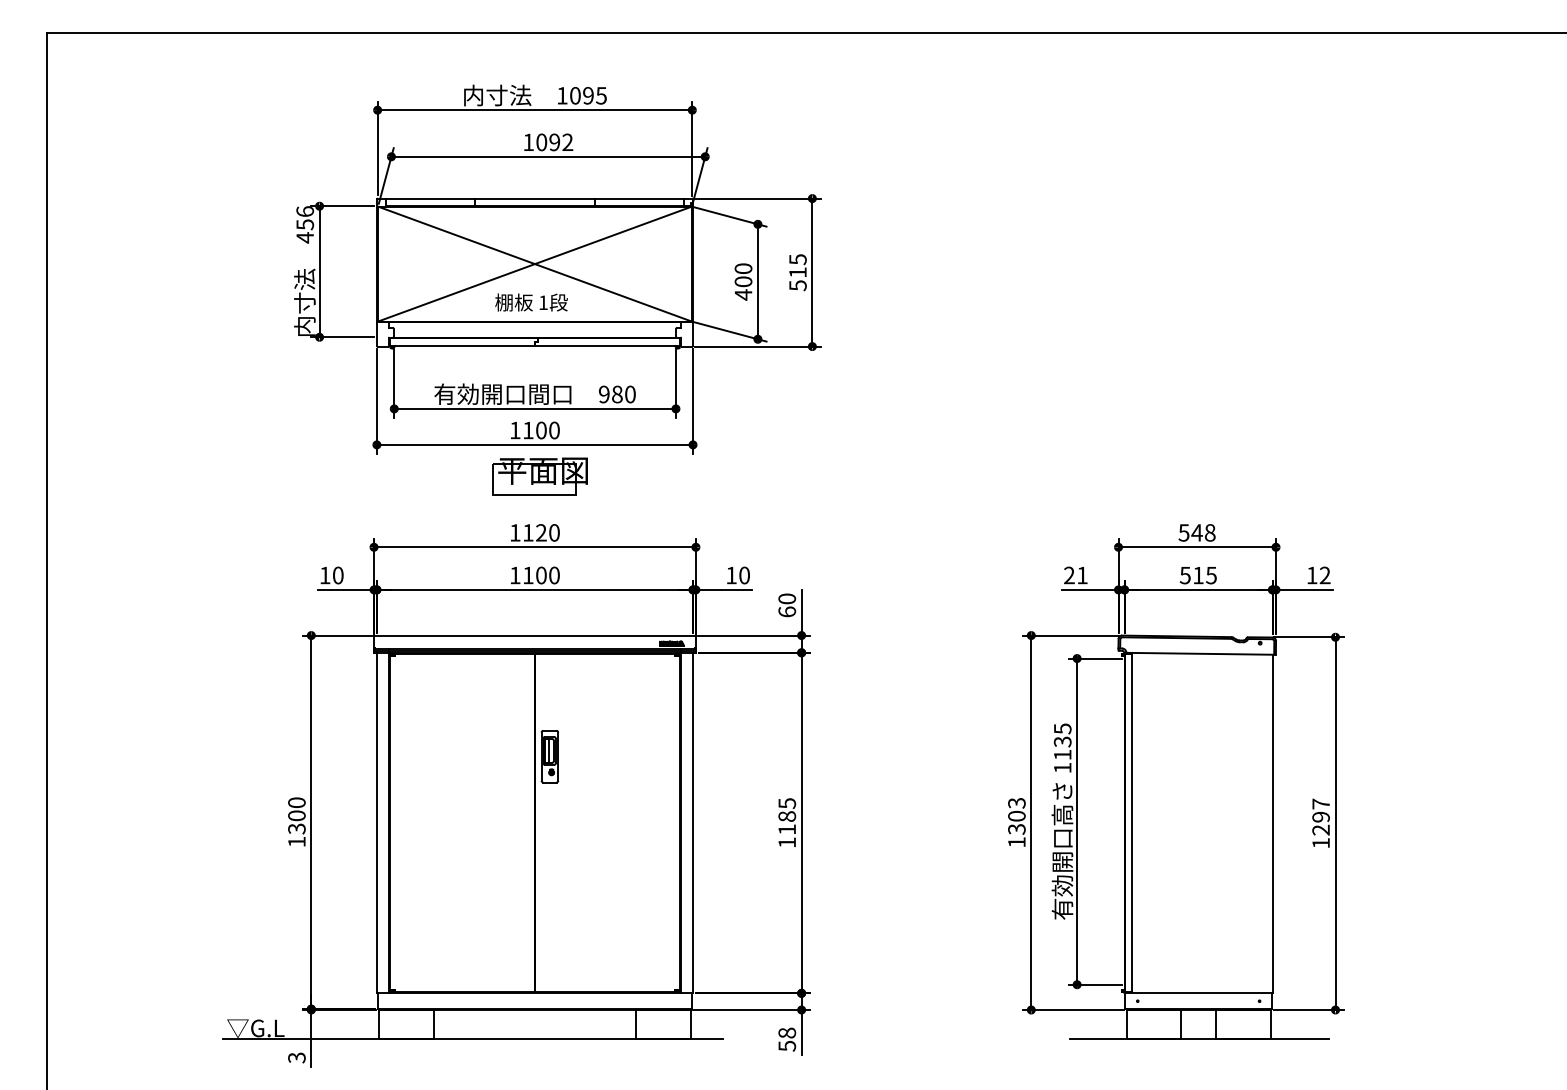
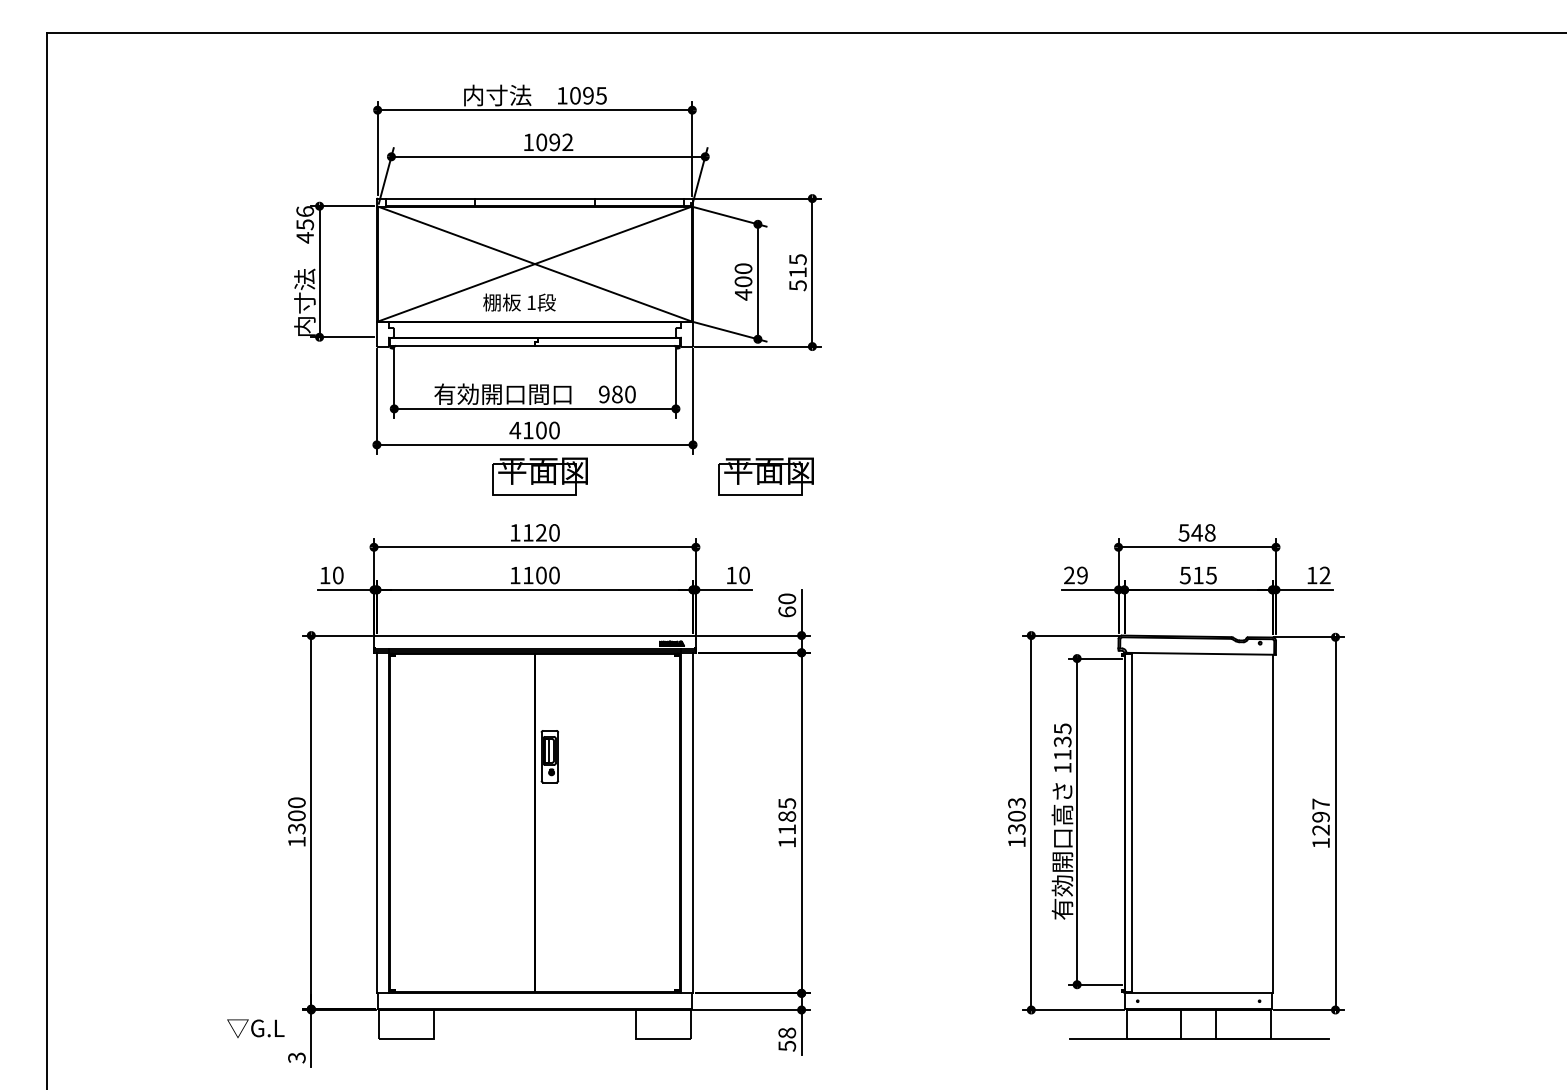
text position: (531, 302) -> (519, 302) (519, 302)
text: 1100 -> 4100 (515, 430)
part: none -> present (765, 476)
text: 21 -> 29 (1082, 575)
line: present -> none (472, 1038)
